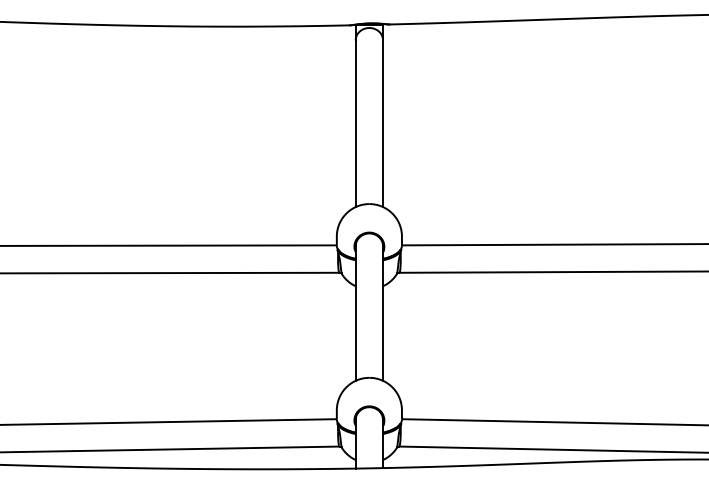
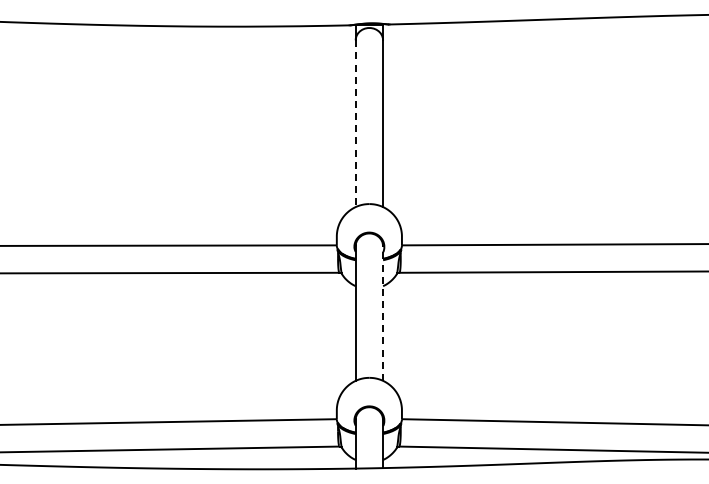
line: solid -> dashed (355, 124)
line: solid -> dashed (383, 313)
